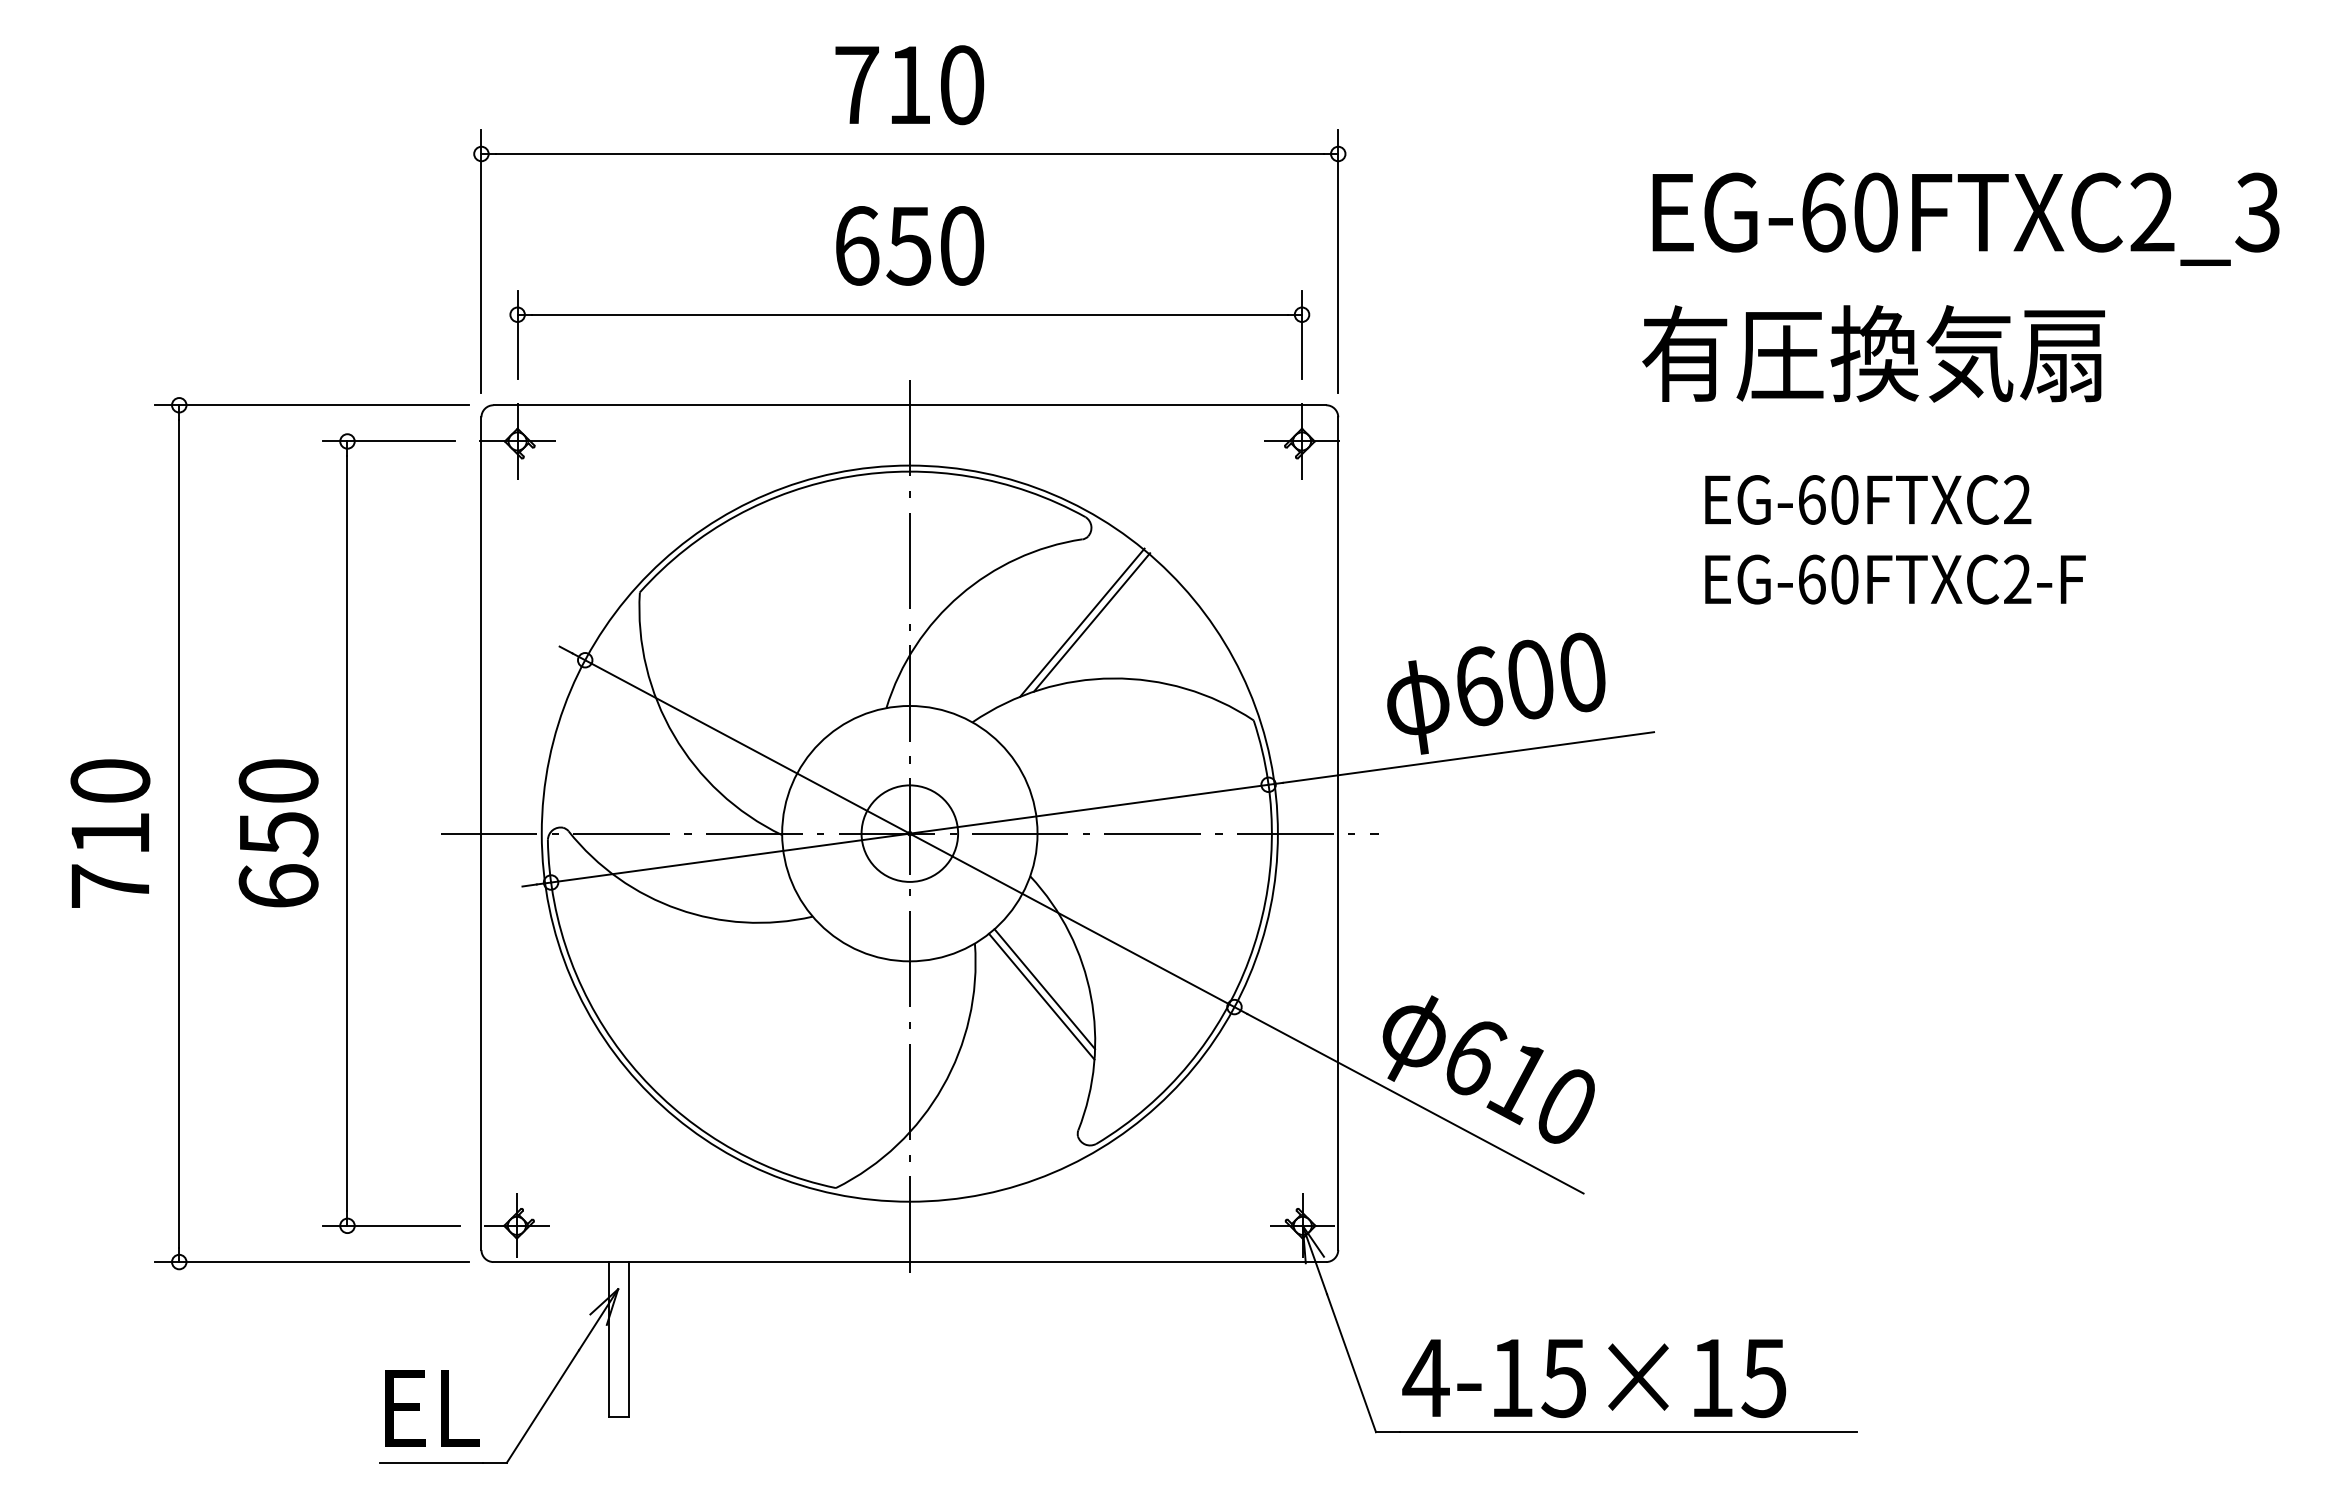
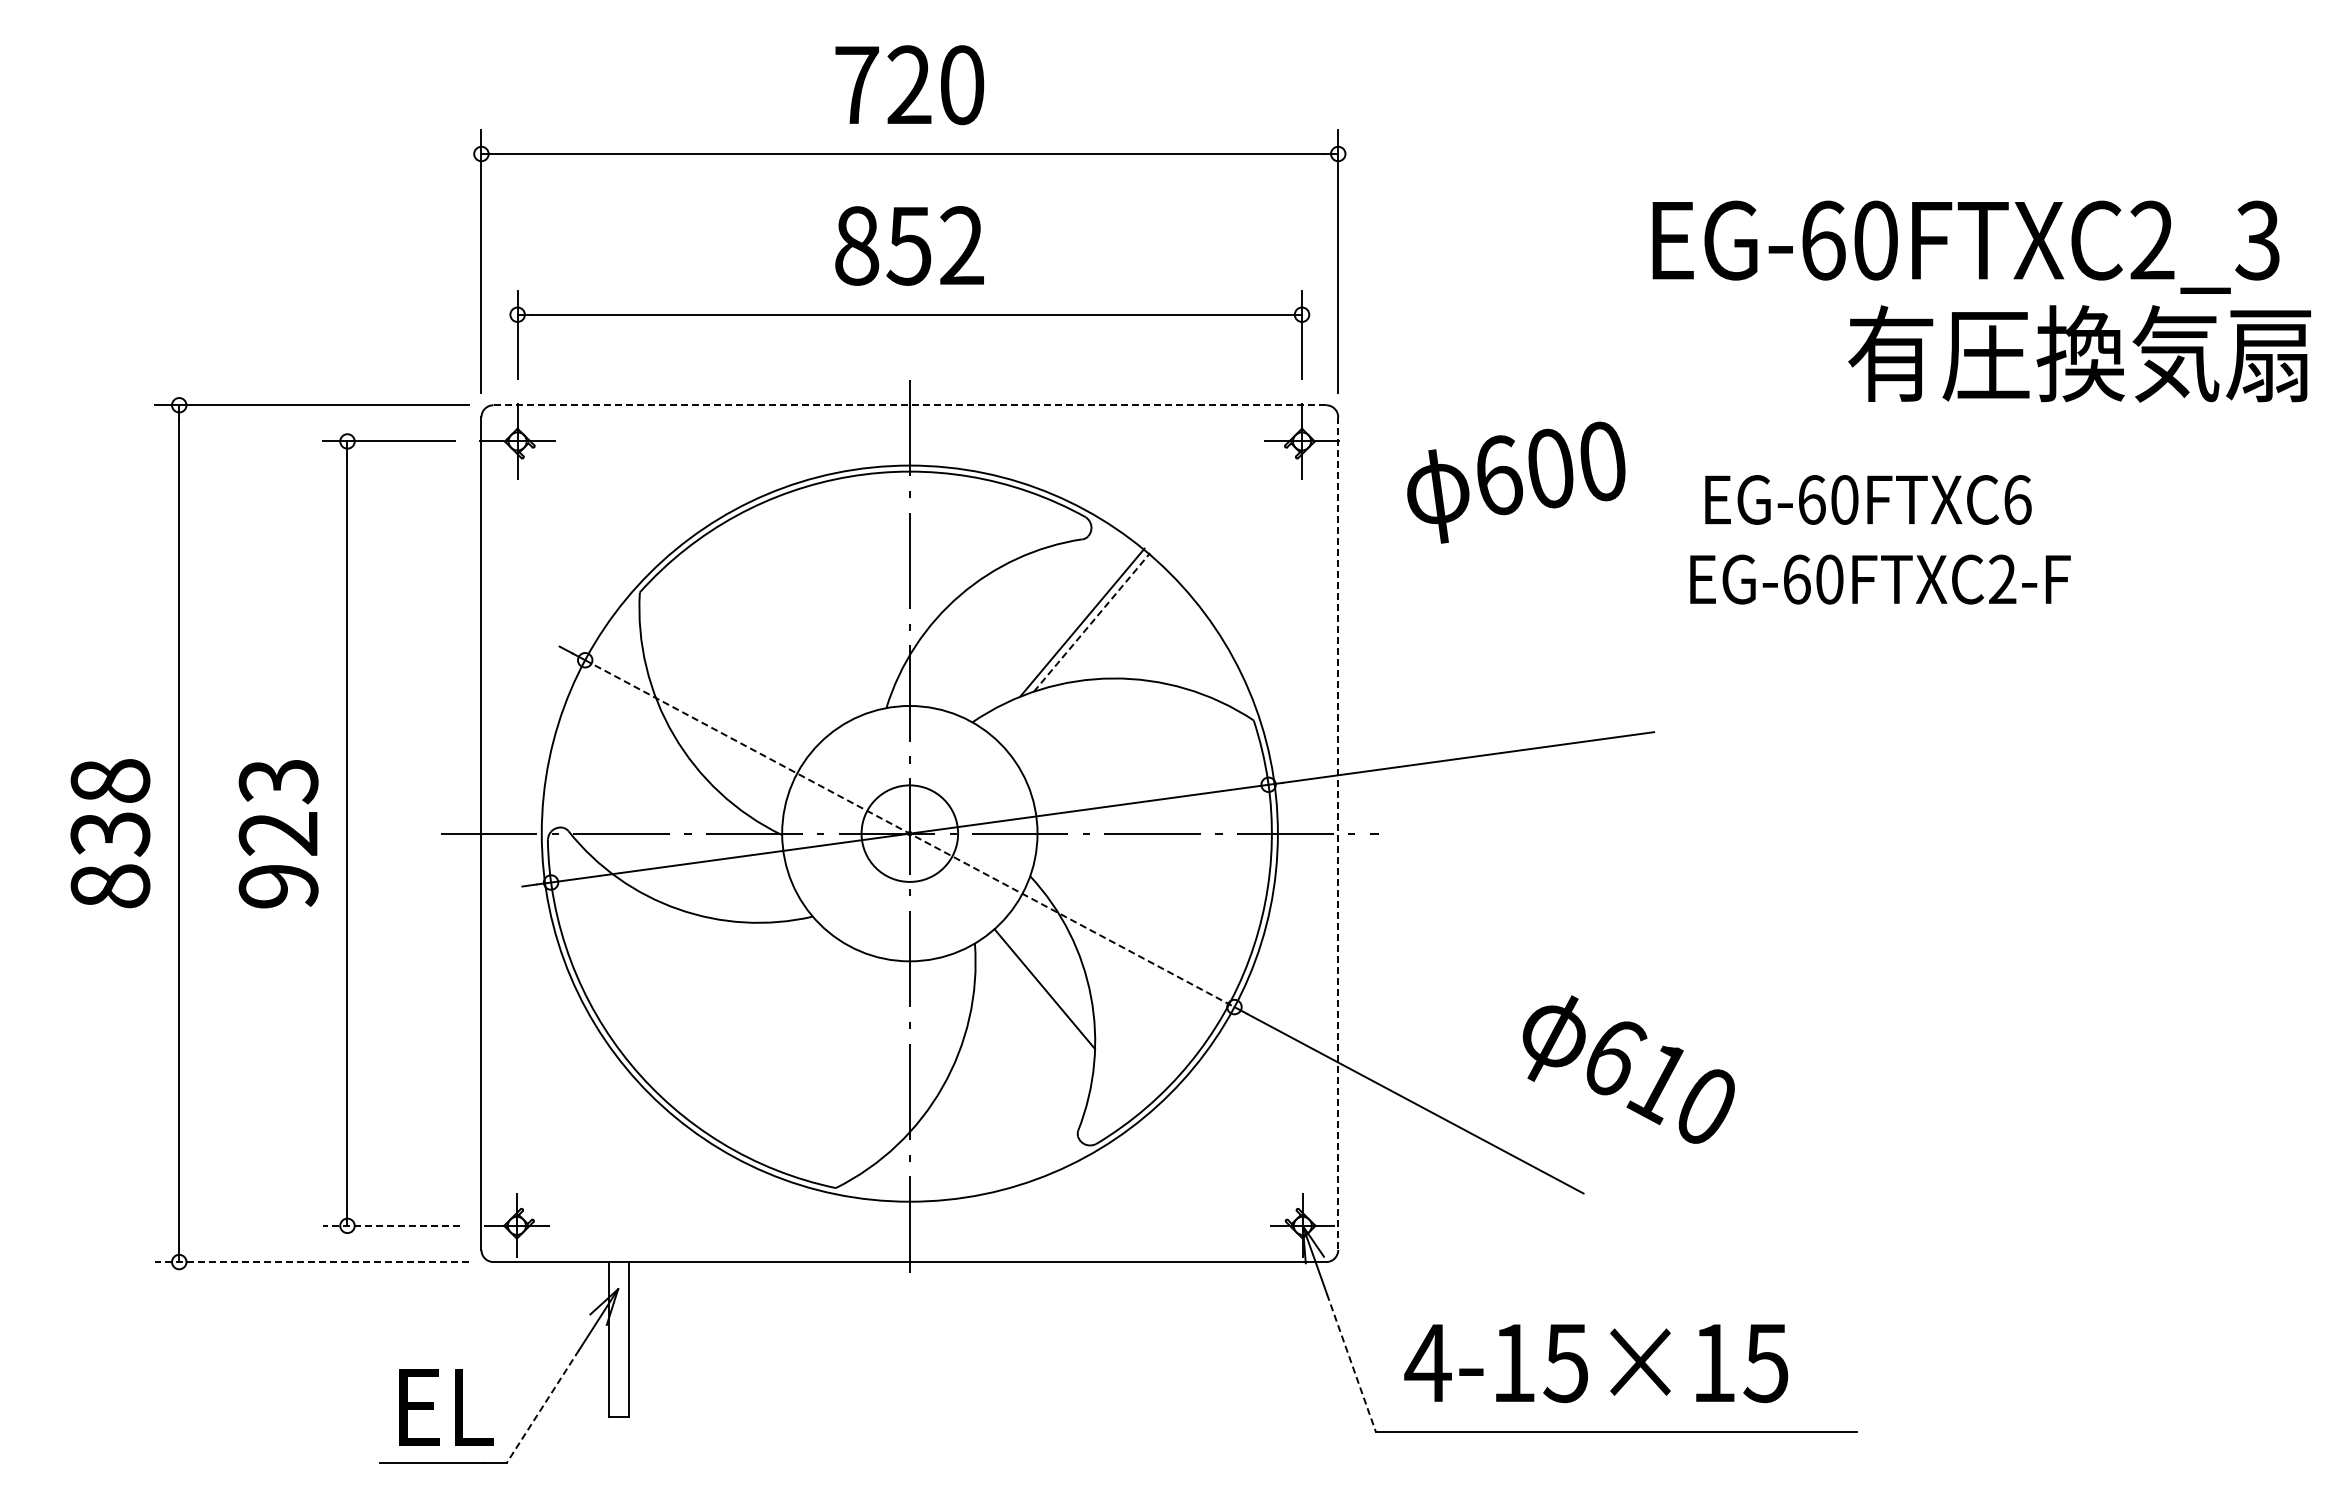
text: 710 -> 720 (909, 84)
text position: (1965, 218) -> (1965, 246) (1965, 246)
text: 650 -> 852 (909, 245)
text position: (1873, 353) -> (2079, 353) (2079, 353)
line: solid -> dashed (910, 405)
text: EG-60FTXC2 -> EG-60FTXC6 (2017, 499)
text position: (1895, 579) -> (1880, 579) (1880, 579)
line: solid -> dashed (1092, 622)
text position: (1496, 693) -> (1516, 482) (1516, 482)
text: 710 -> 838 (110, 833)
text: 650 -> 923 (278, 833)
line: solid -> dashed (910, 833)
line: solid -> dashed (1338, 834)
line: present -> none (1041, 996)
text position: (1488, 1069) -> (1628, 1069) (1628, 1069)
line: solid -> dashed (391, 1225)
line: solid -> dashed (311, 1262)
line: solid -> dashed (1351, 1363)
text position: (1594, 1378) -> (1596, 1363) (1596, 1363)
line: solid -> dashed (542, 1406)
text position: (432, 1408) -> (446, 1407) (446, 1407)
